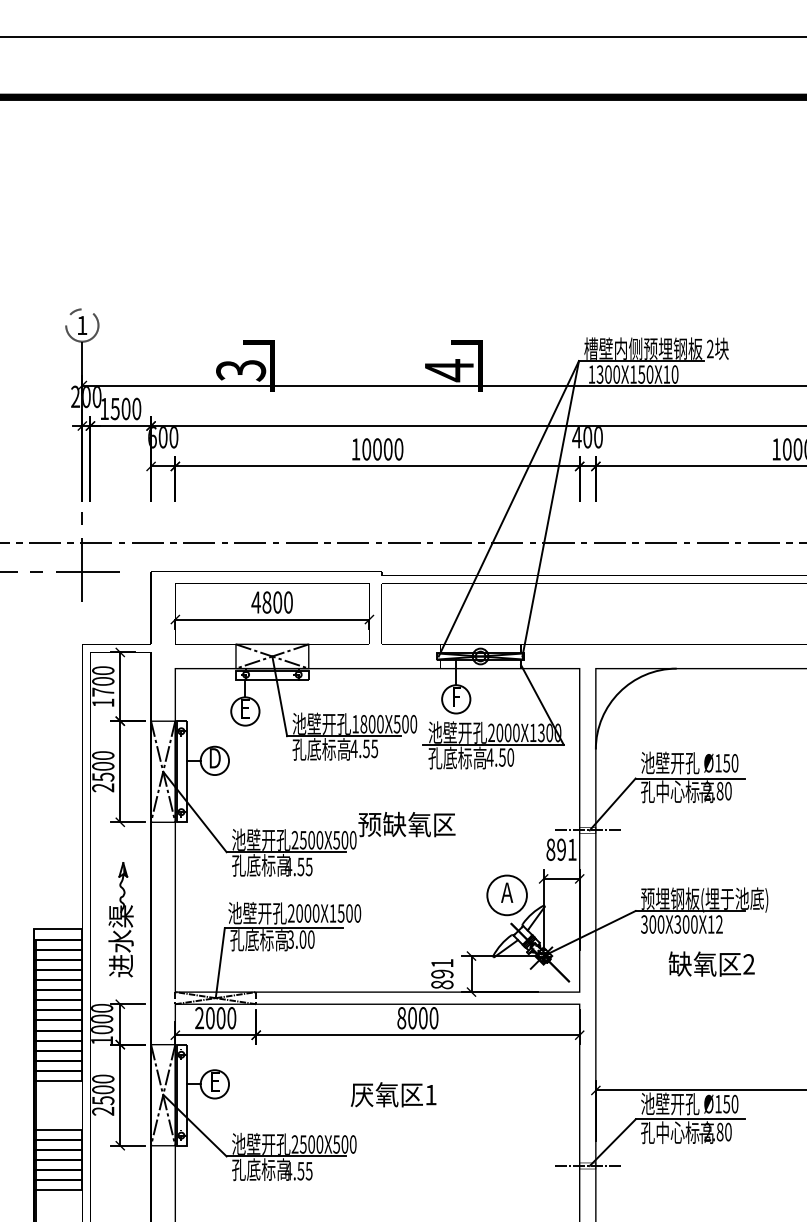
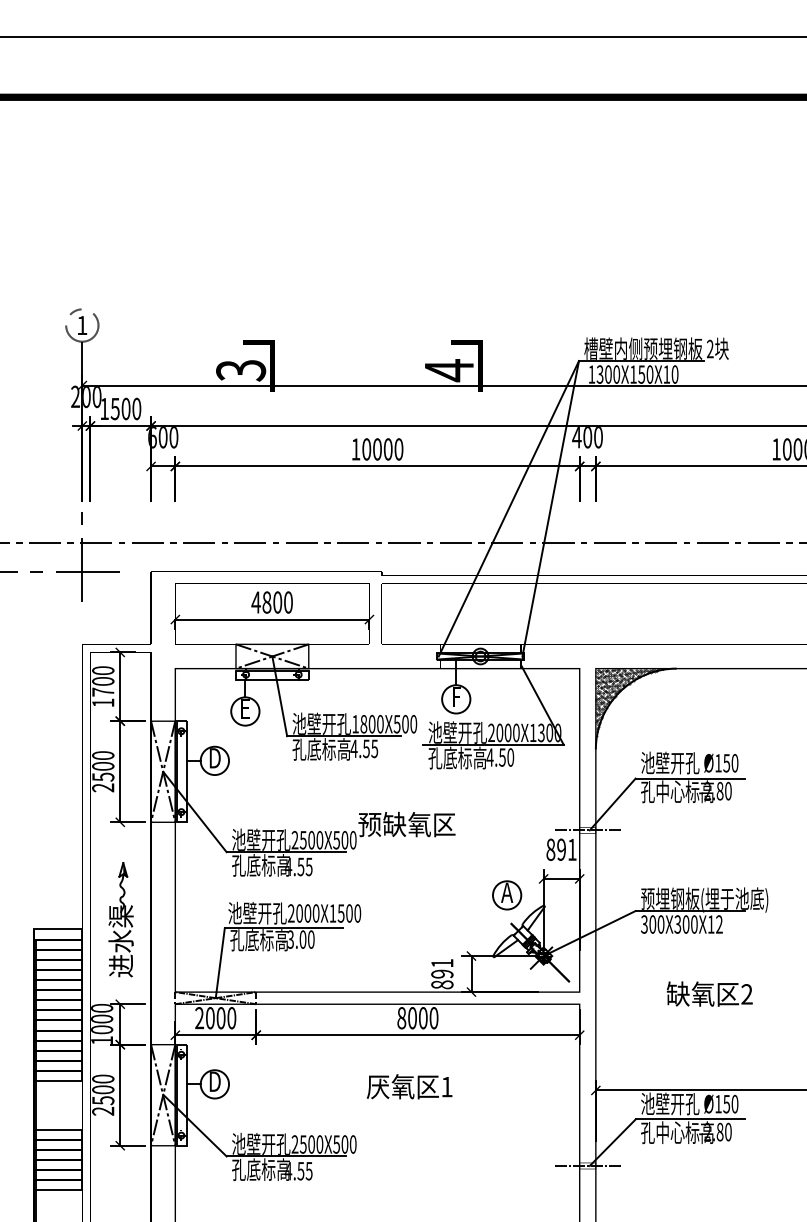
hatch: none -> present (629, 701)
circle diameter: 40 px -> 28 px (506, 895)
text position: (711, 963) -> (709, 993) (709, 993)
text: E -> D (214, 1081)
text position: (393, 1094) -> (409, 1086) (409, 1086)
